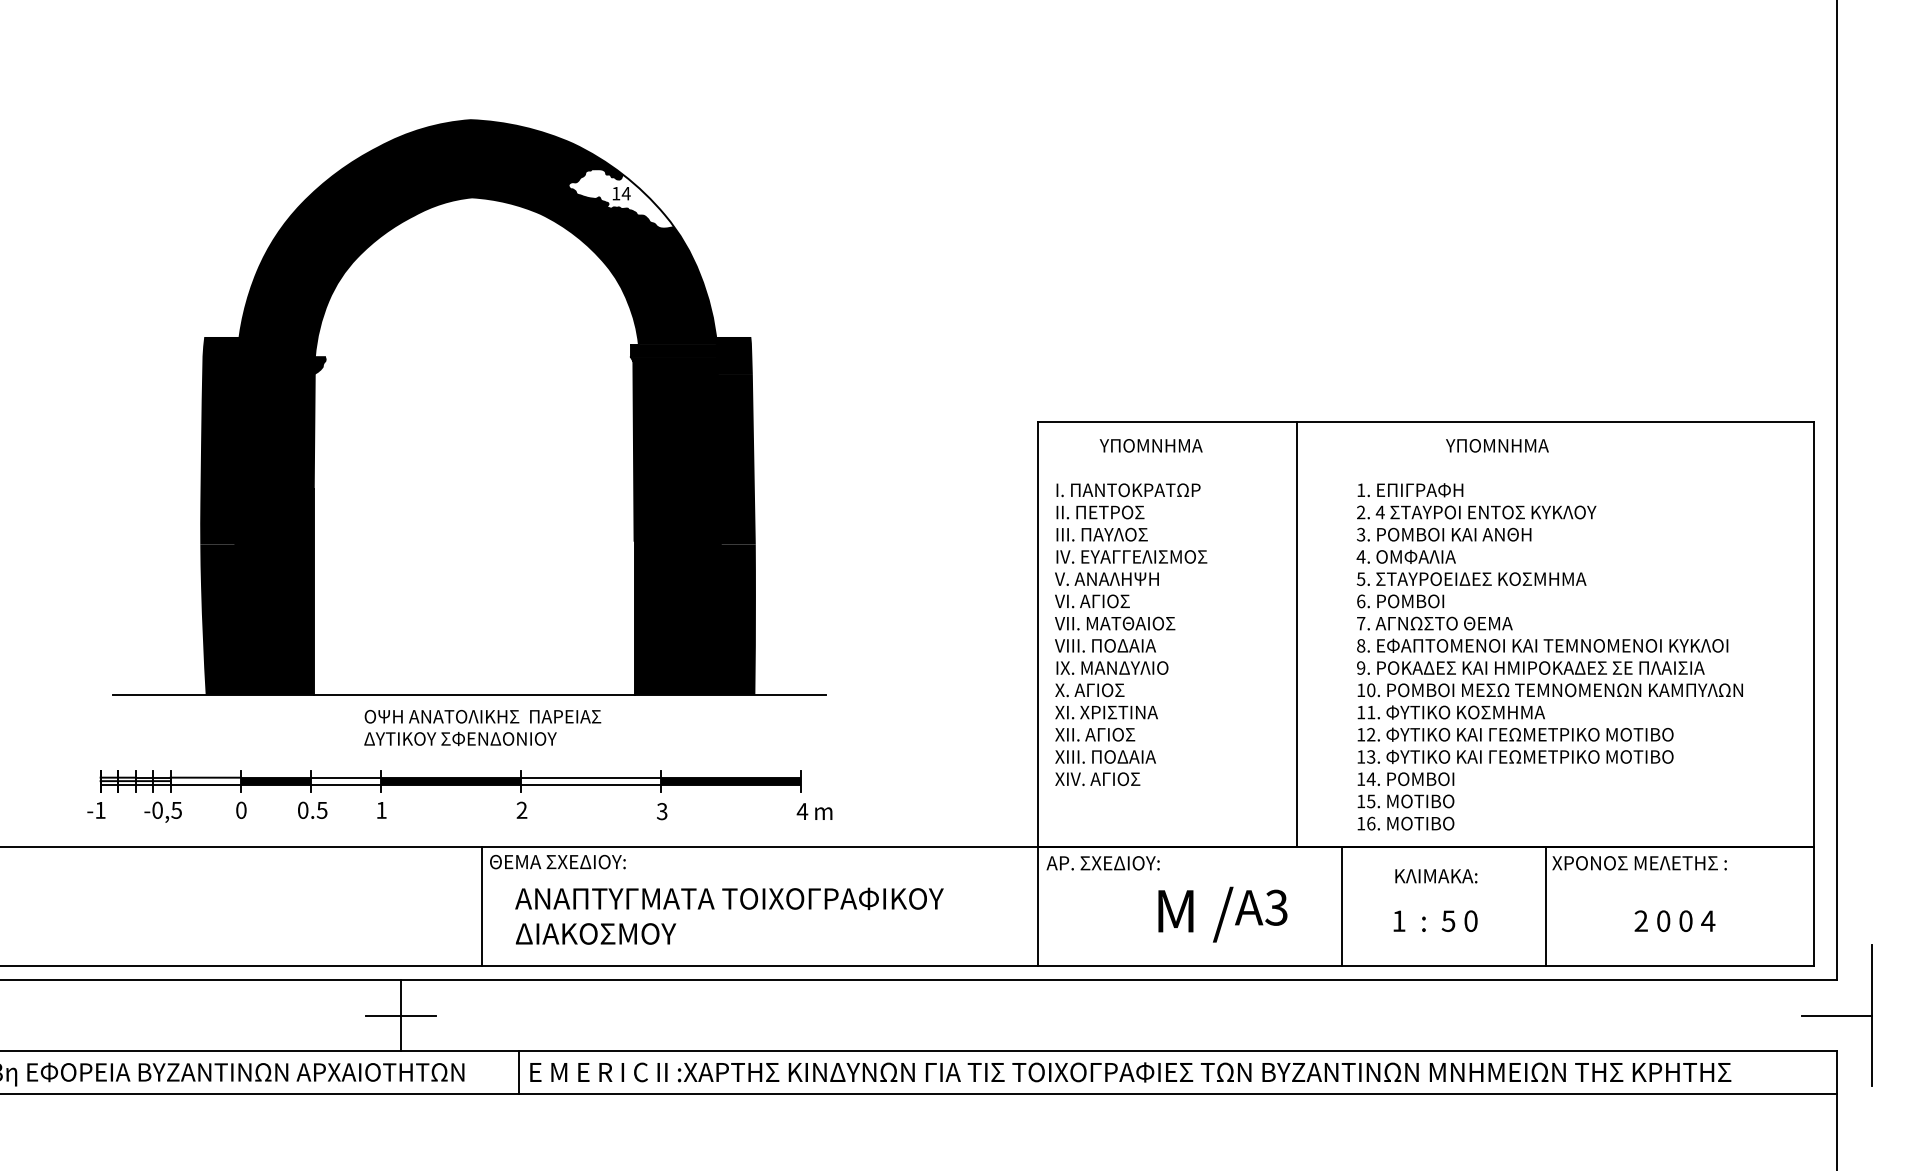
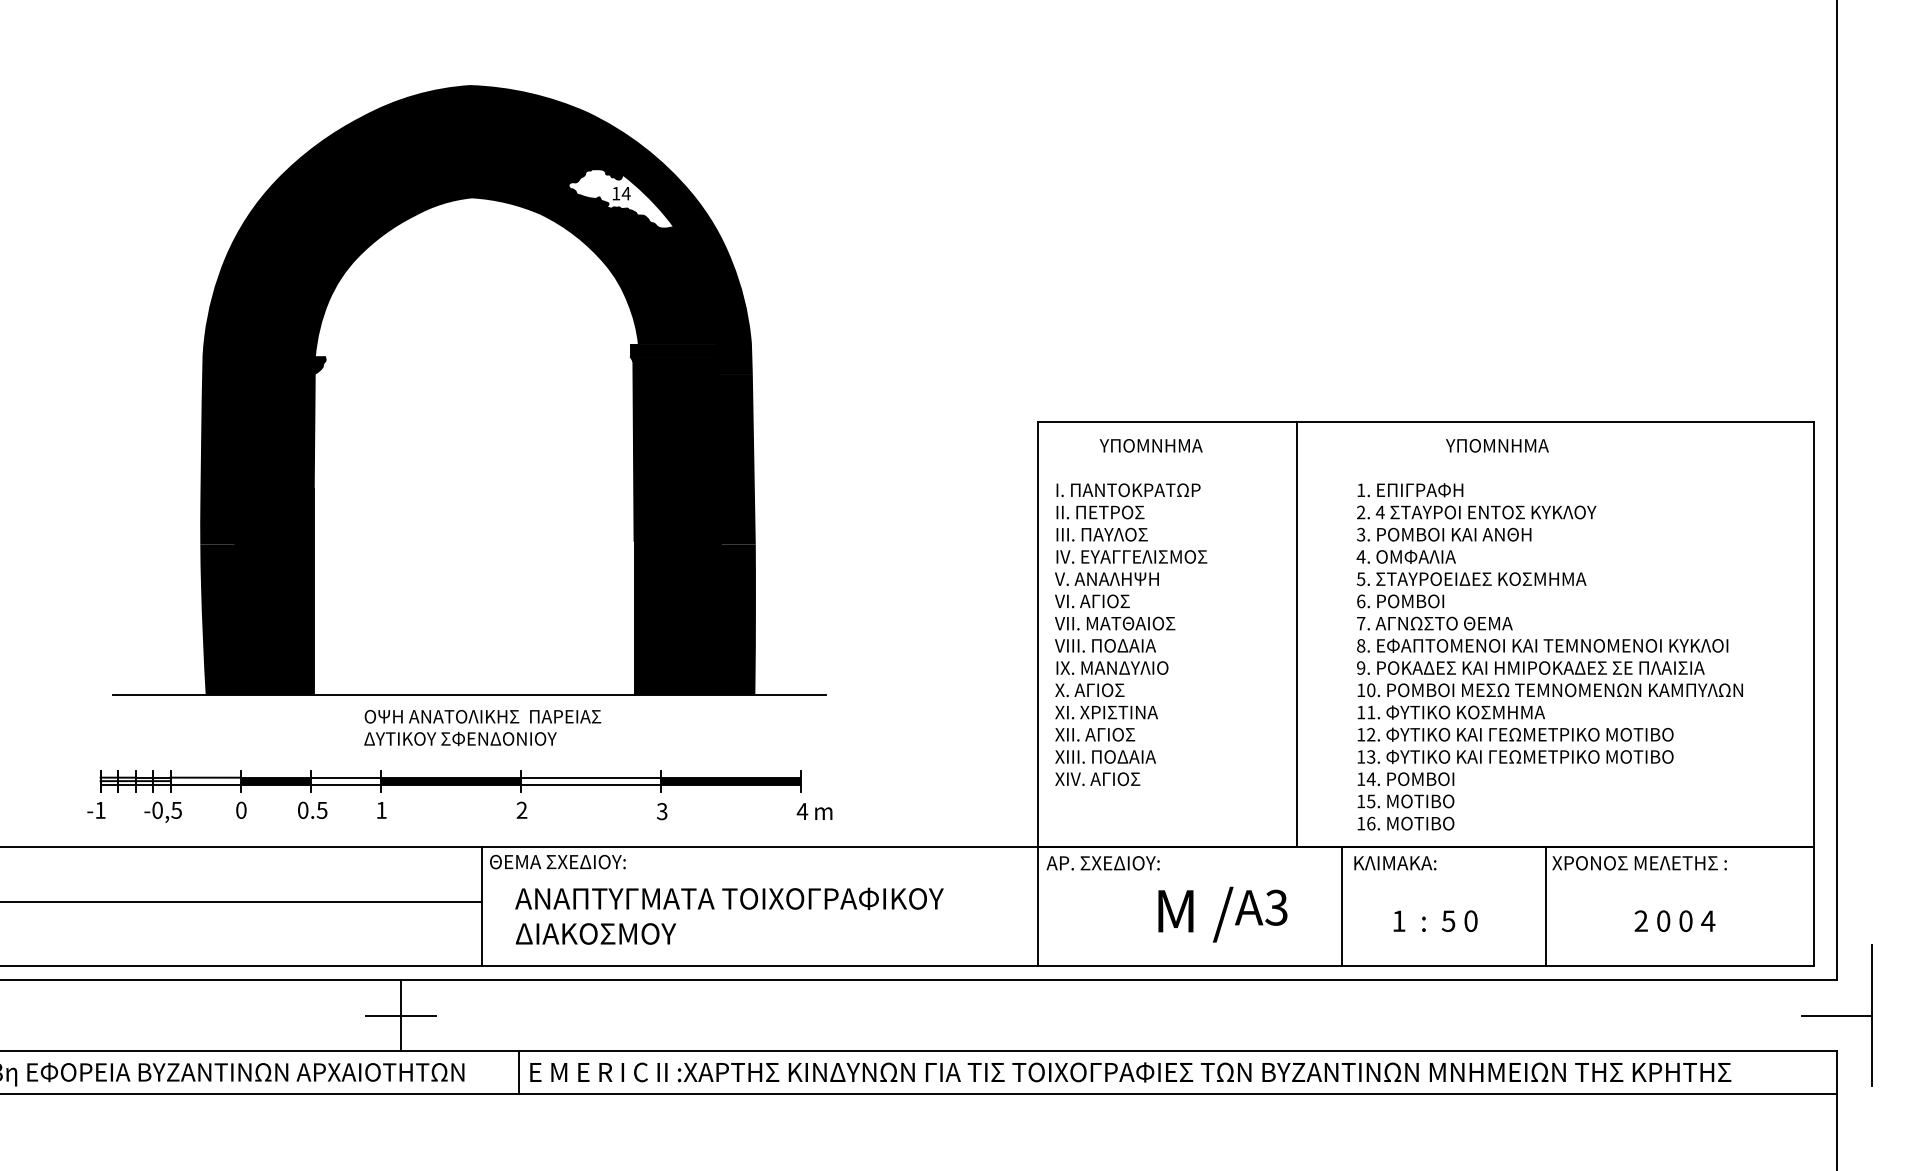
fill: none -> present (477, 210)
text position: (1436, 876) -> (1395, 863) (1395, 863)
line: none -> present (242, 902)
